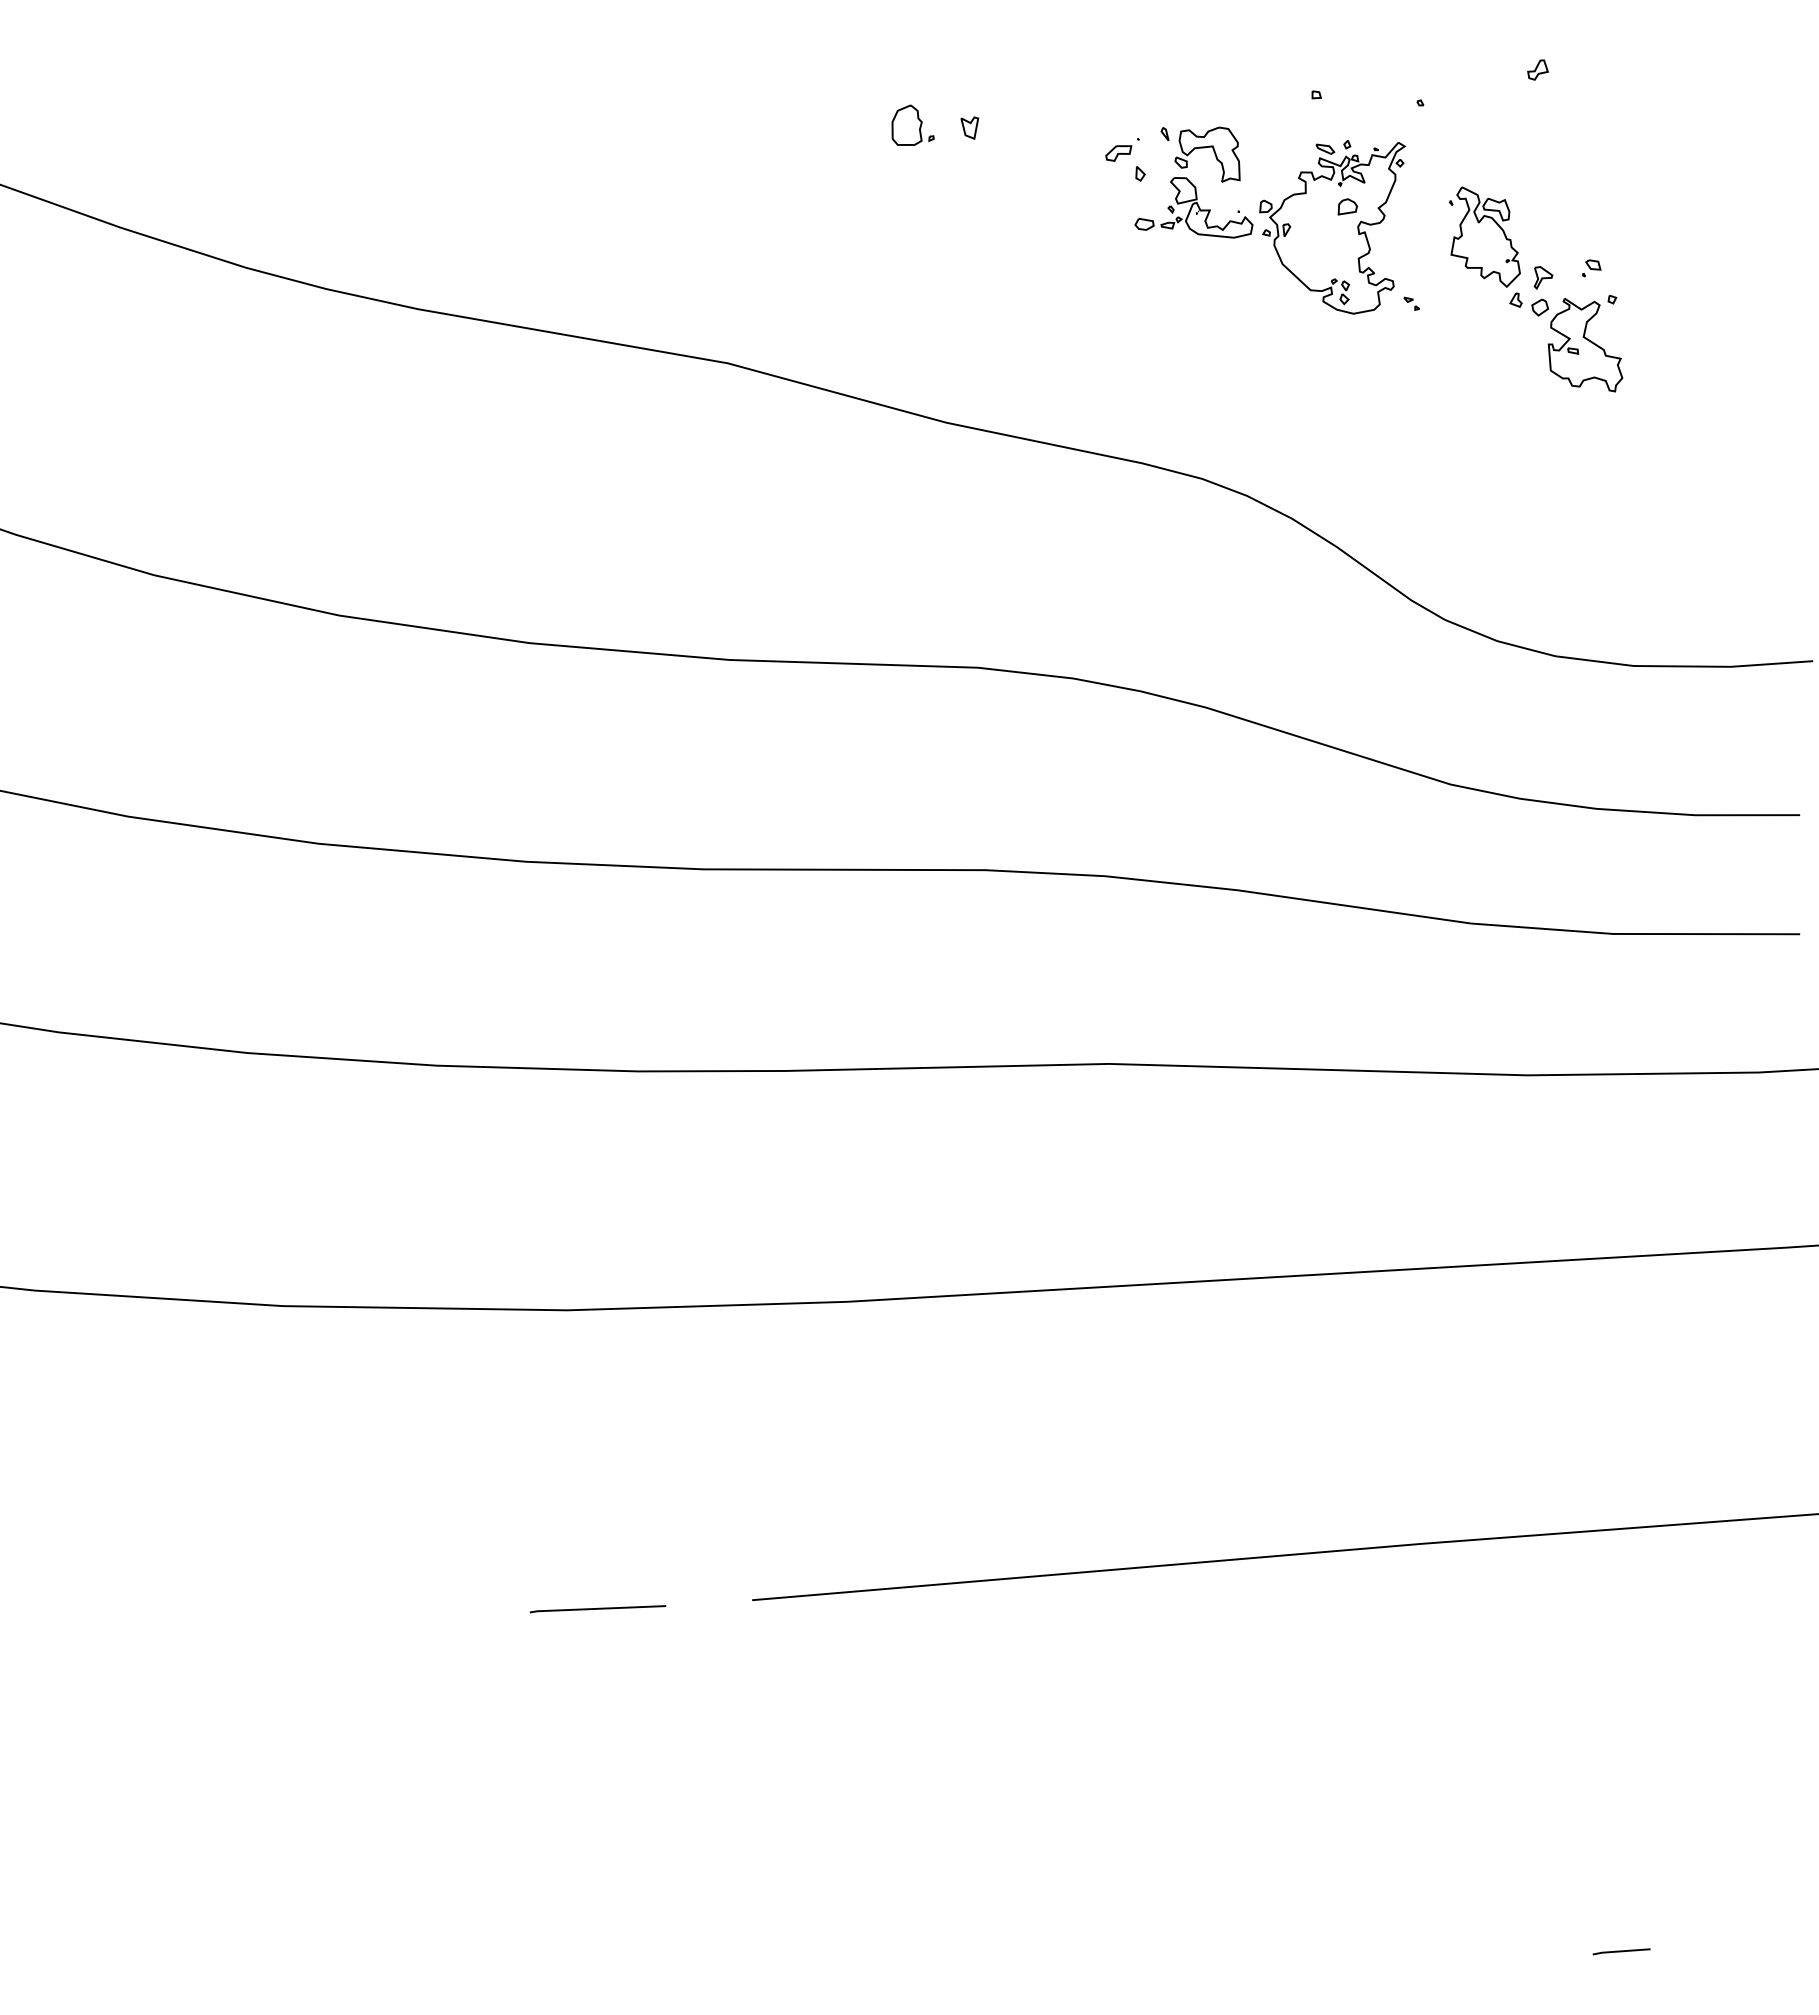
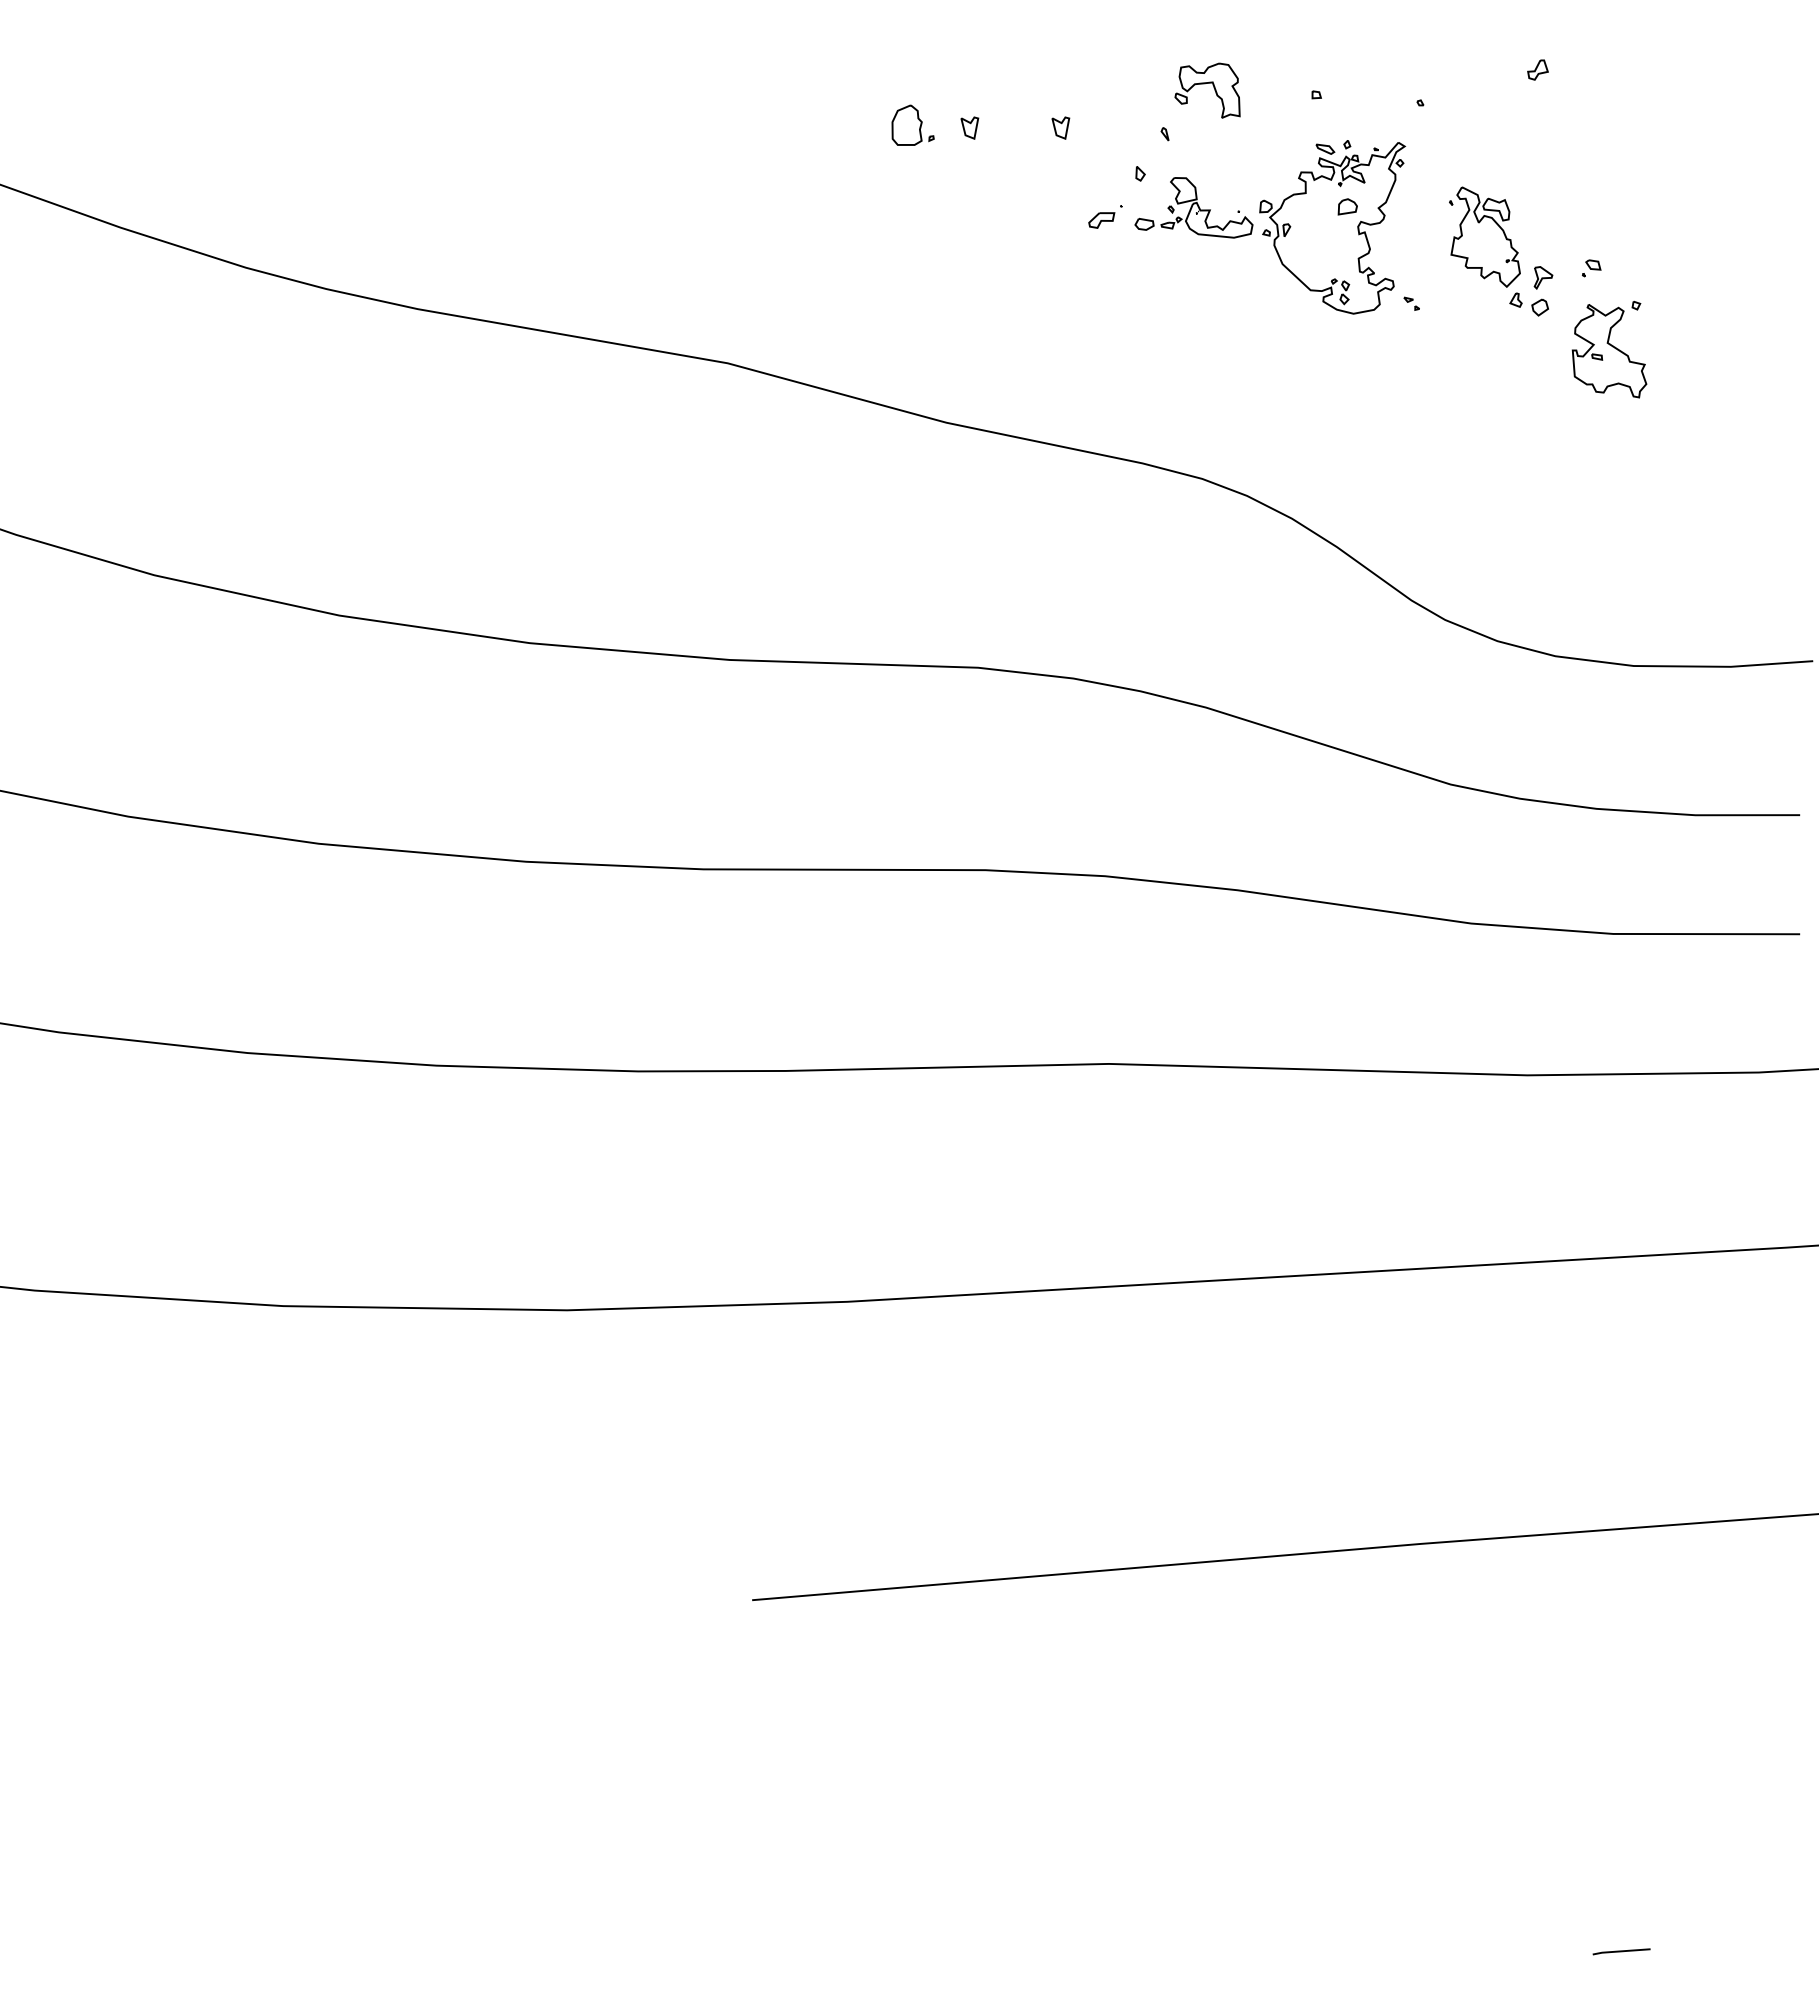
part: none -> present (1060, 127)
part position: (1205, 148) -> (1205, 84) (1205, 84)
part position: (1122, 149) -> (1105, 216) (1105, 216)
part position: (1585, 343) -> (1609, 349) (1609, 349)
line: present -> none (597, 1609)
